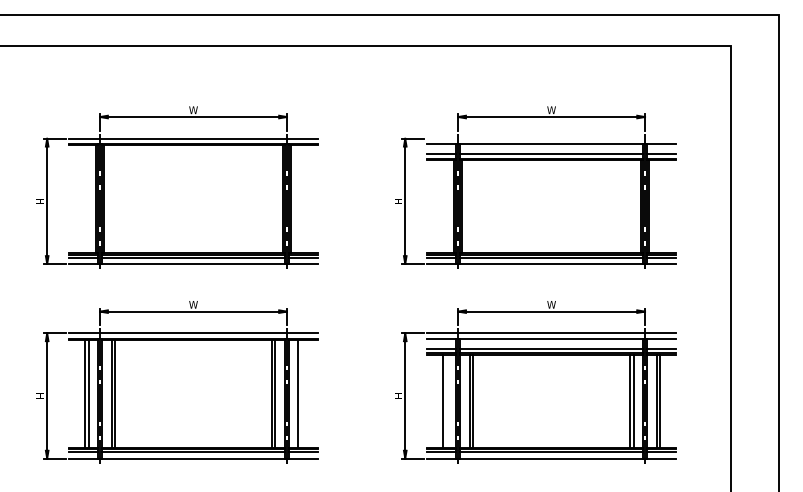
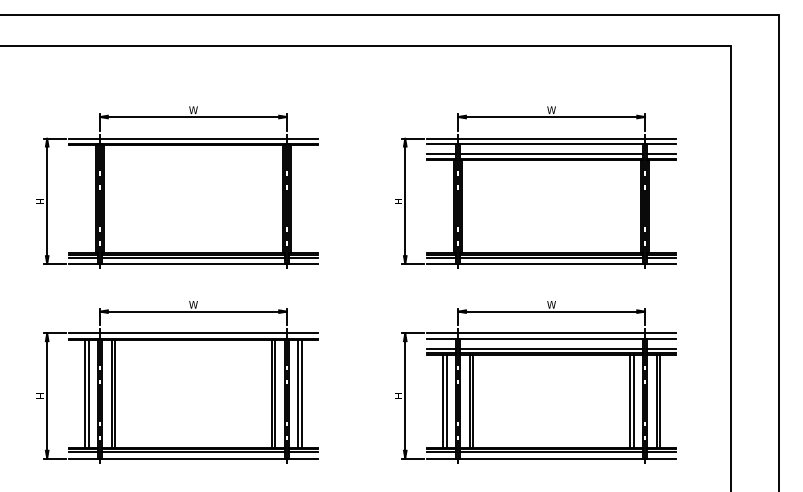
line: none -> present (551, 138)
line: none -> present (302, 394)
line: none -> present (446, 401)
